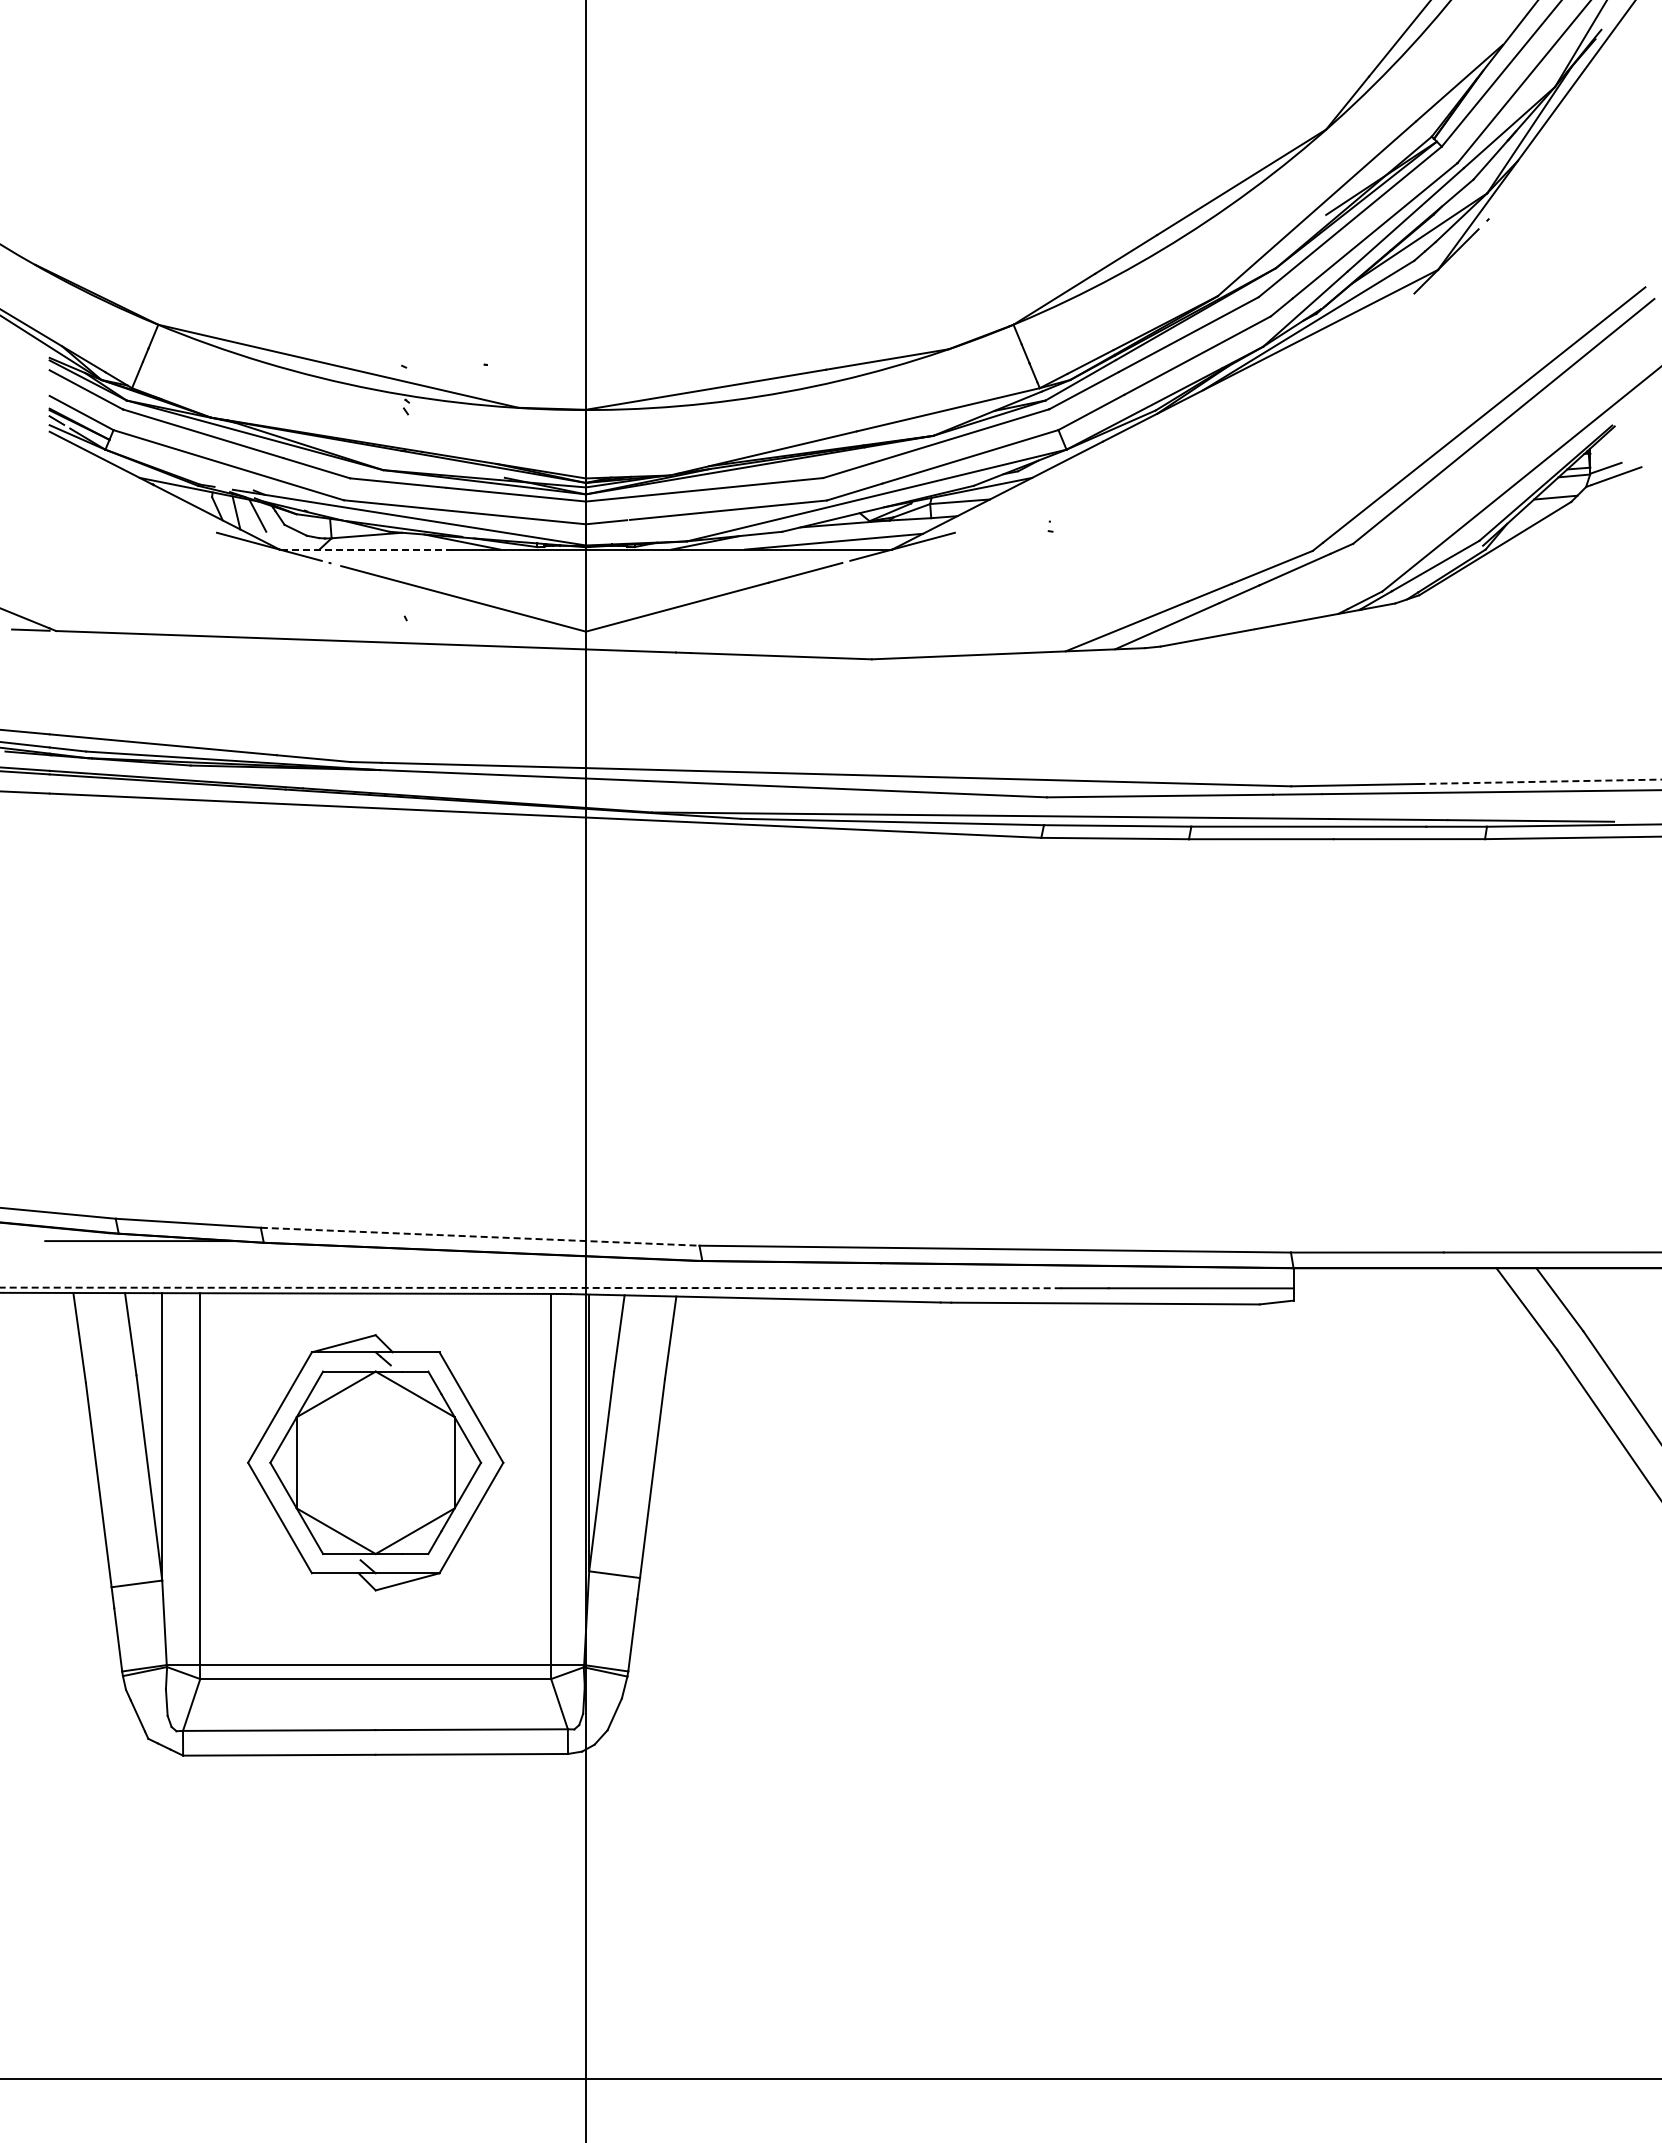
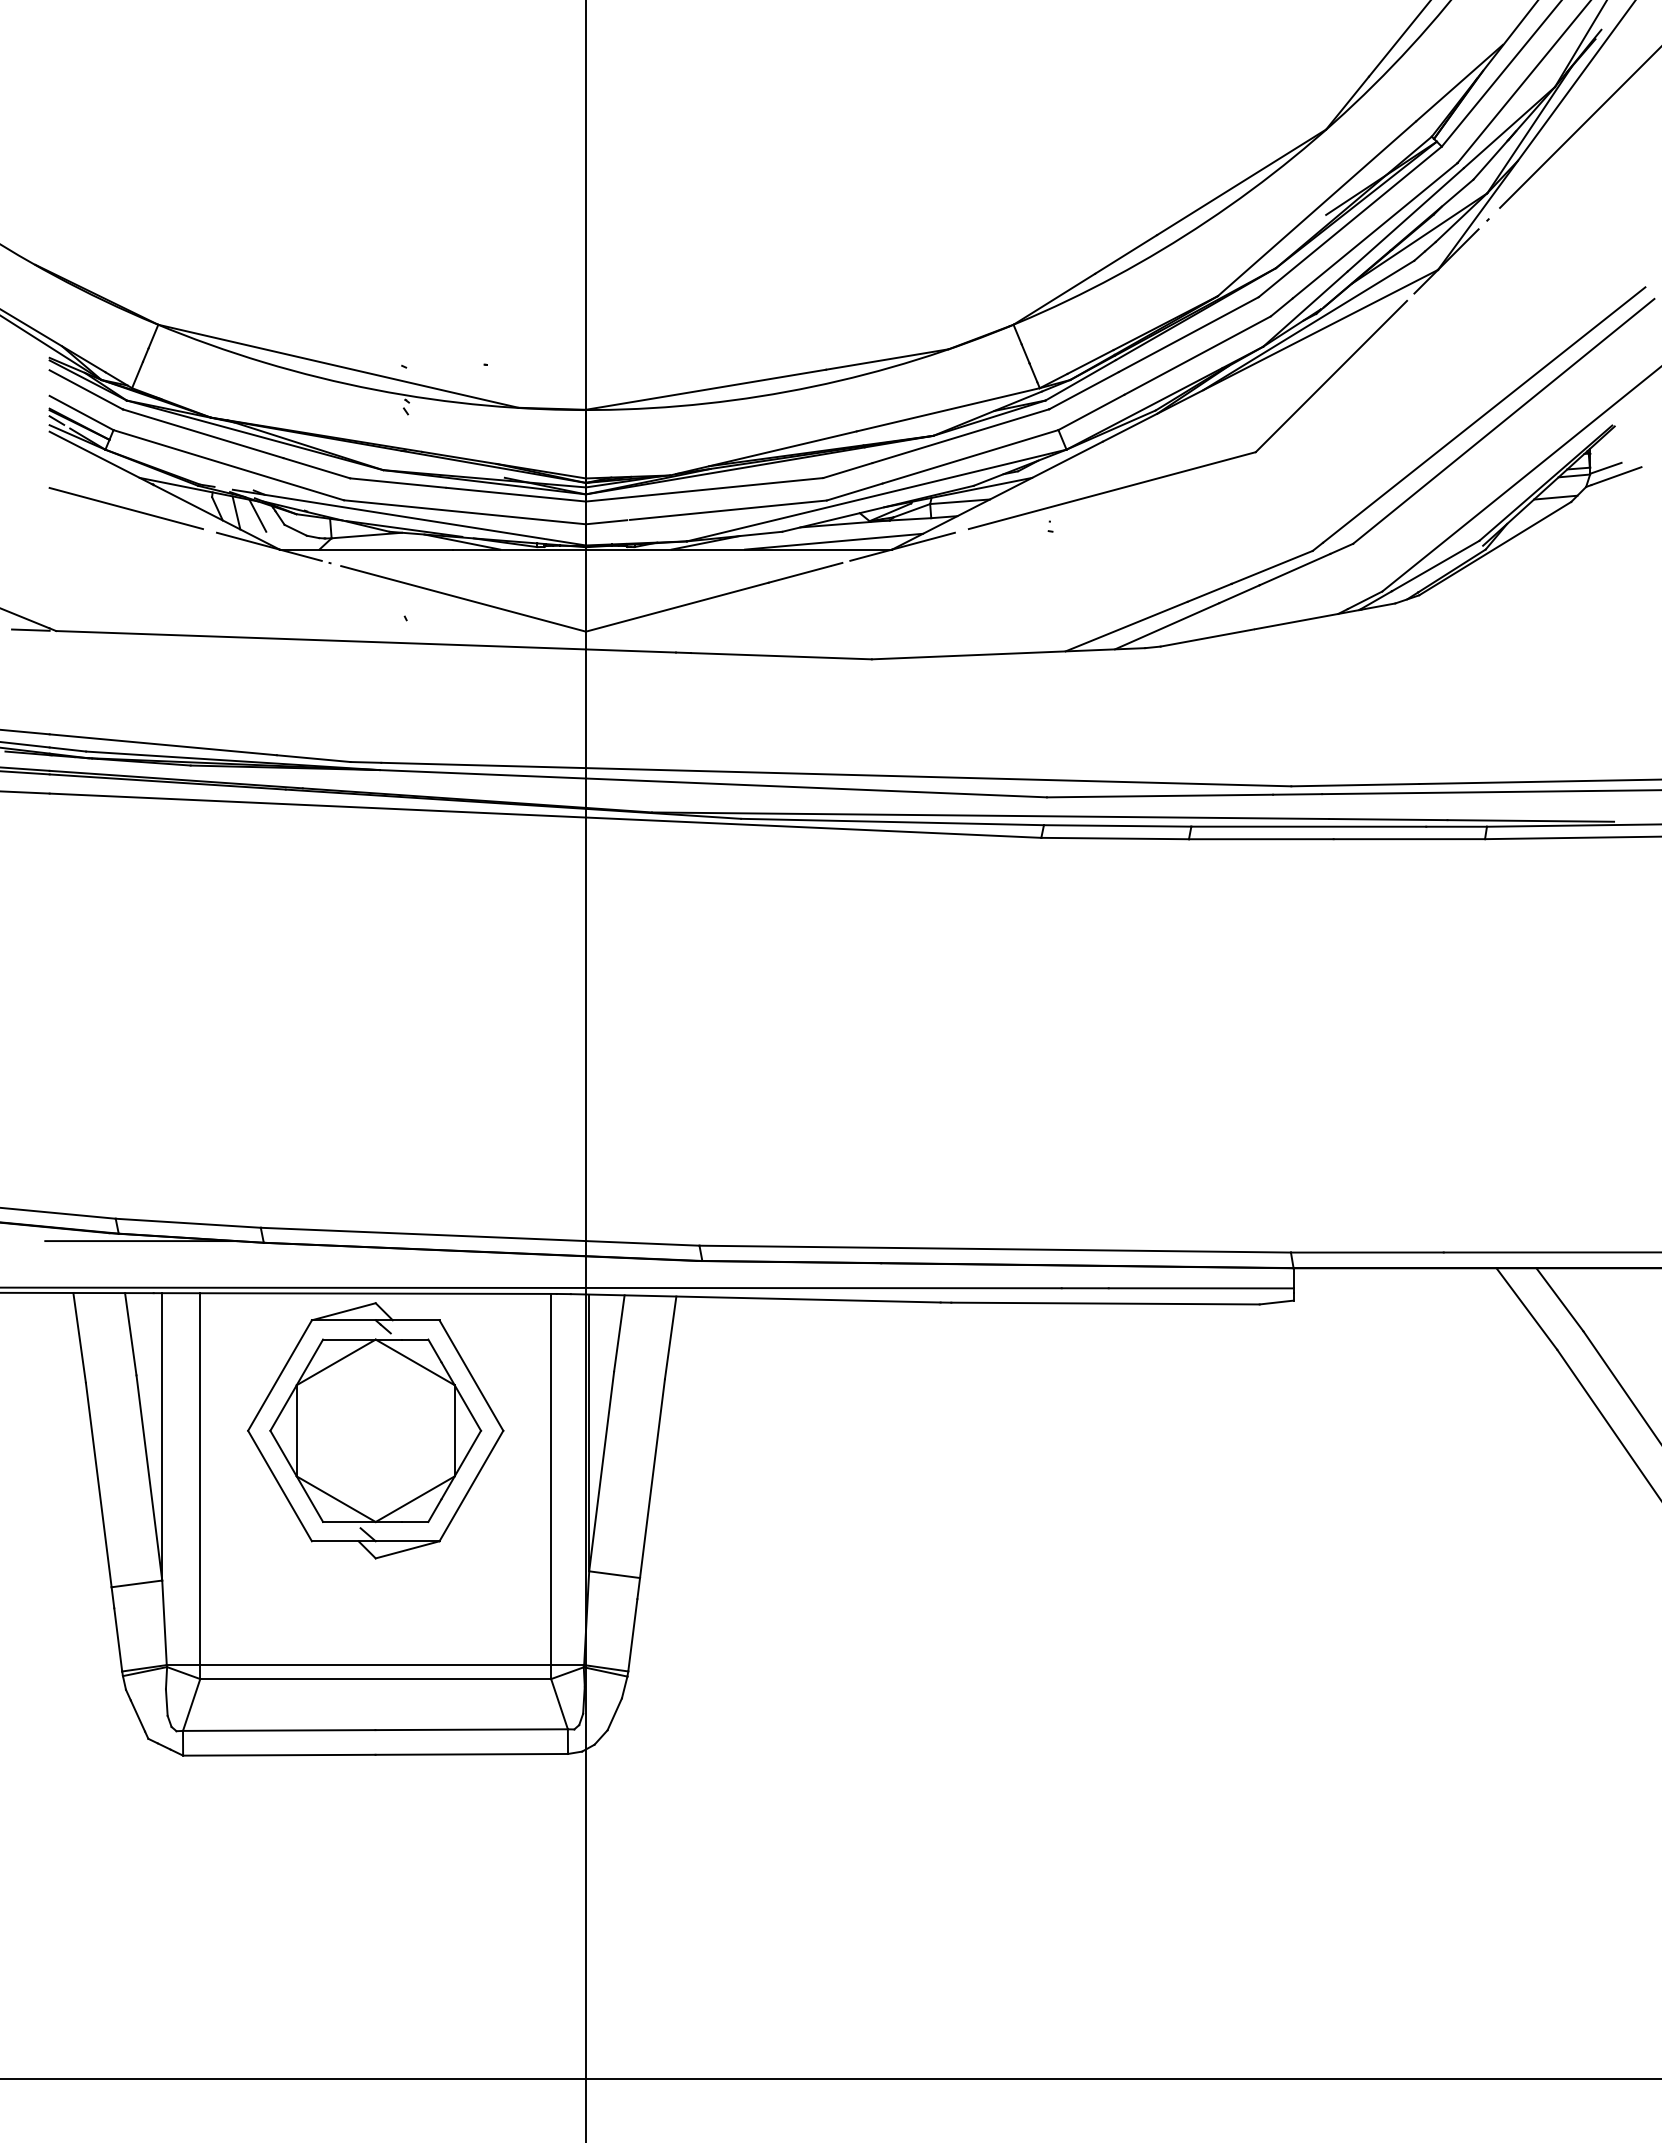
line: none -> present (1579, 128)
part: none -> present (1201, 465)
line: none -> present (125, 508)
line: dashed -> solid (366, 549)
line: dashed -> solid (1540, 781)
line: dashed -> solid (480, 1236)
line: dashed -> solid (530, 1287)
part position: (375, 1462) -> (375, 1430) (375, 1430)
